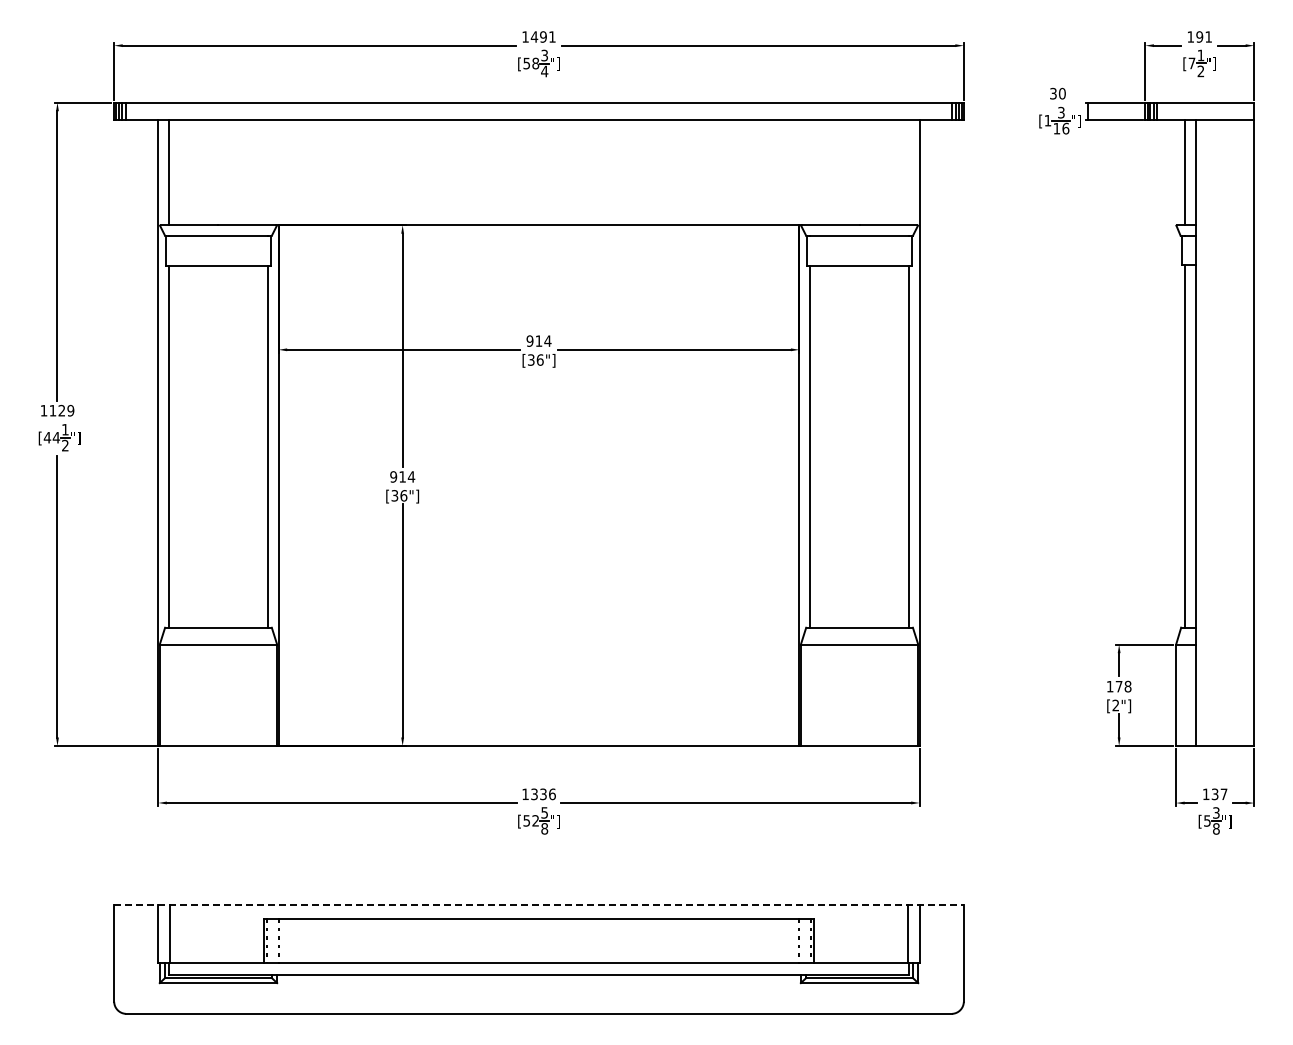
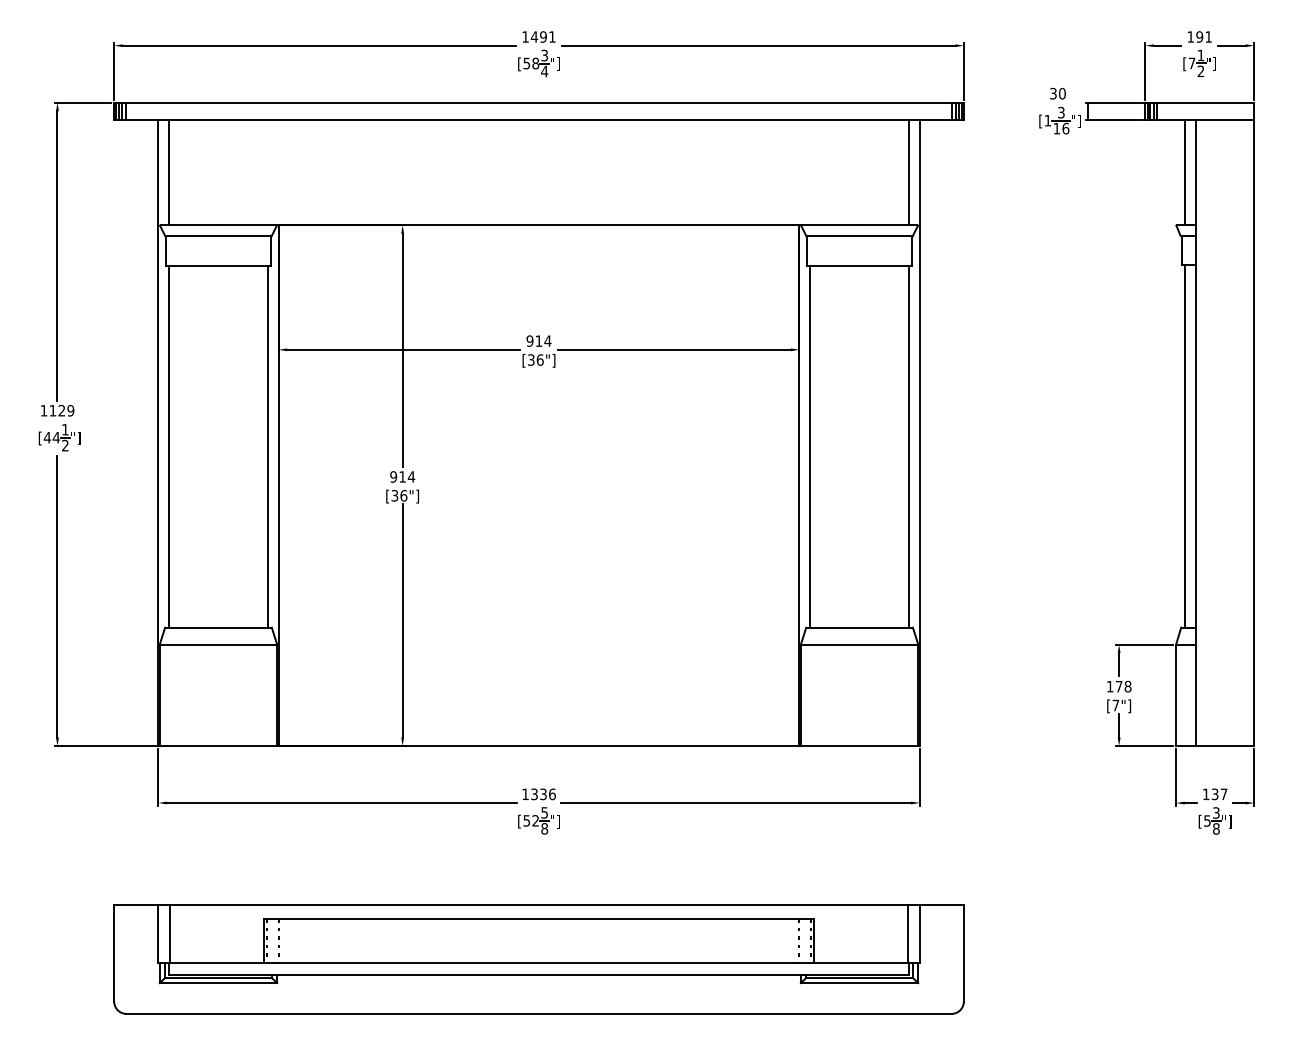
line: none -> present (909, 172)
text: [2"] -> [7"] (1115, 705)
line: dashed -> solid (539, 905)
